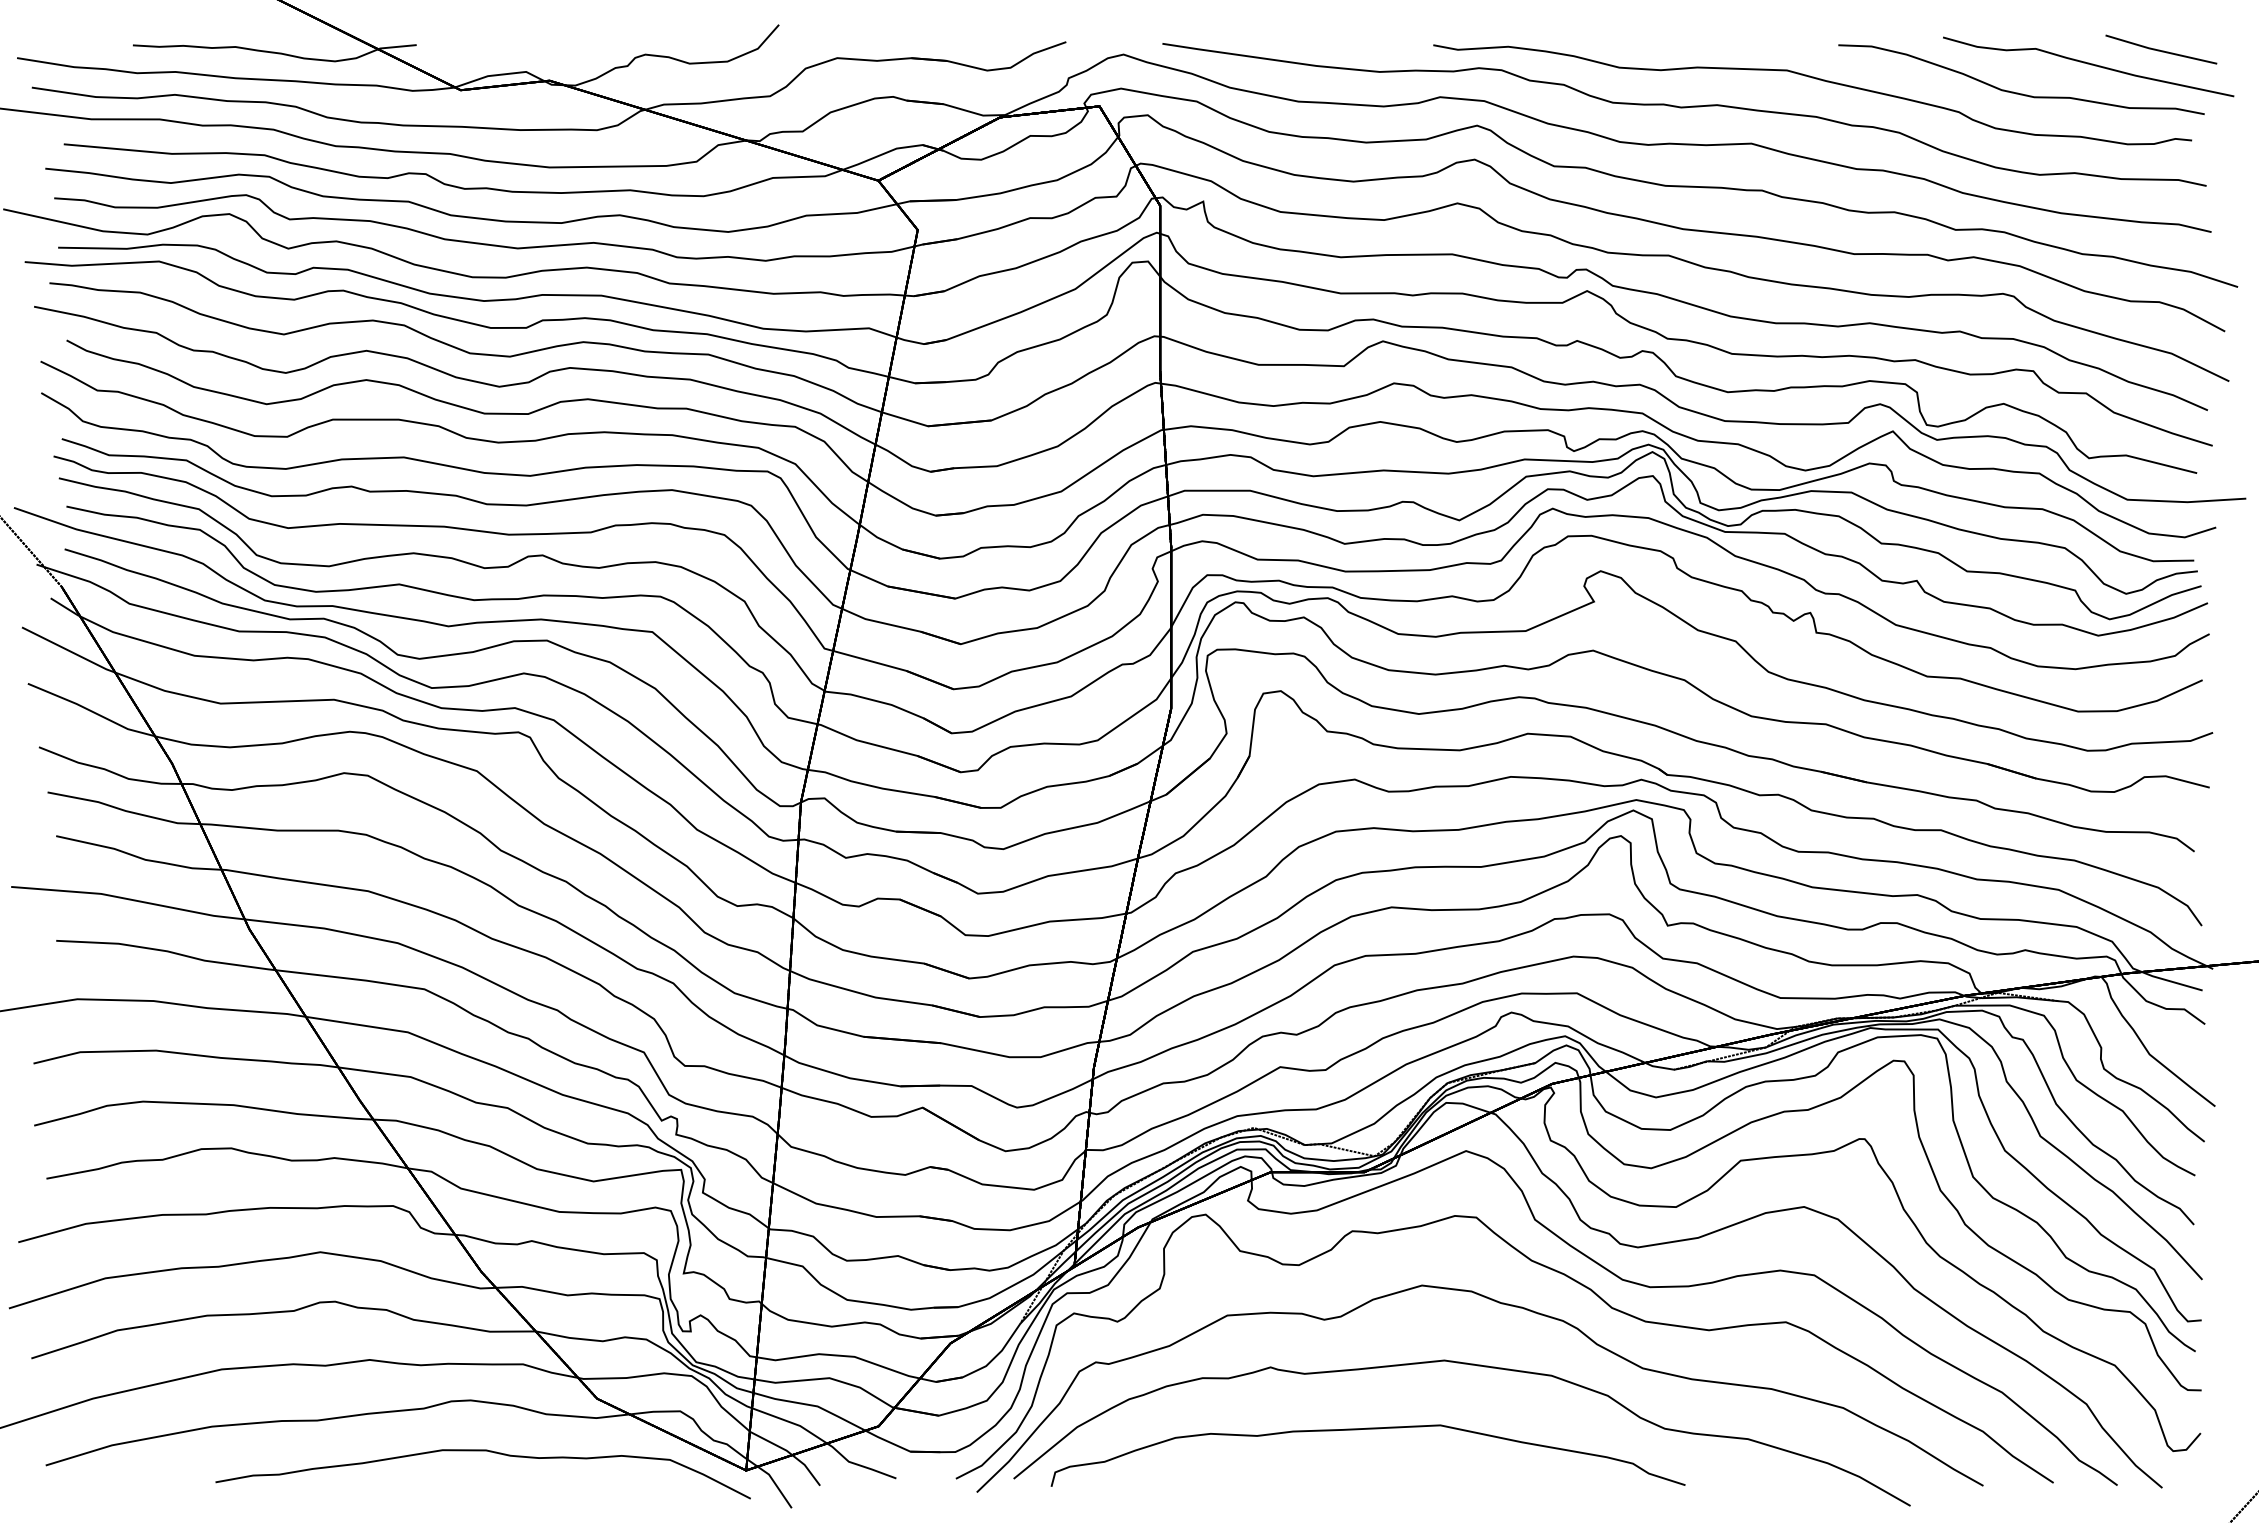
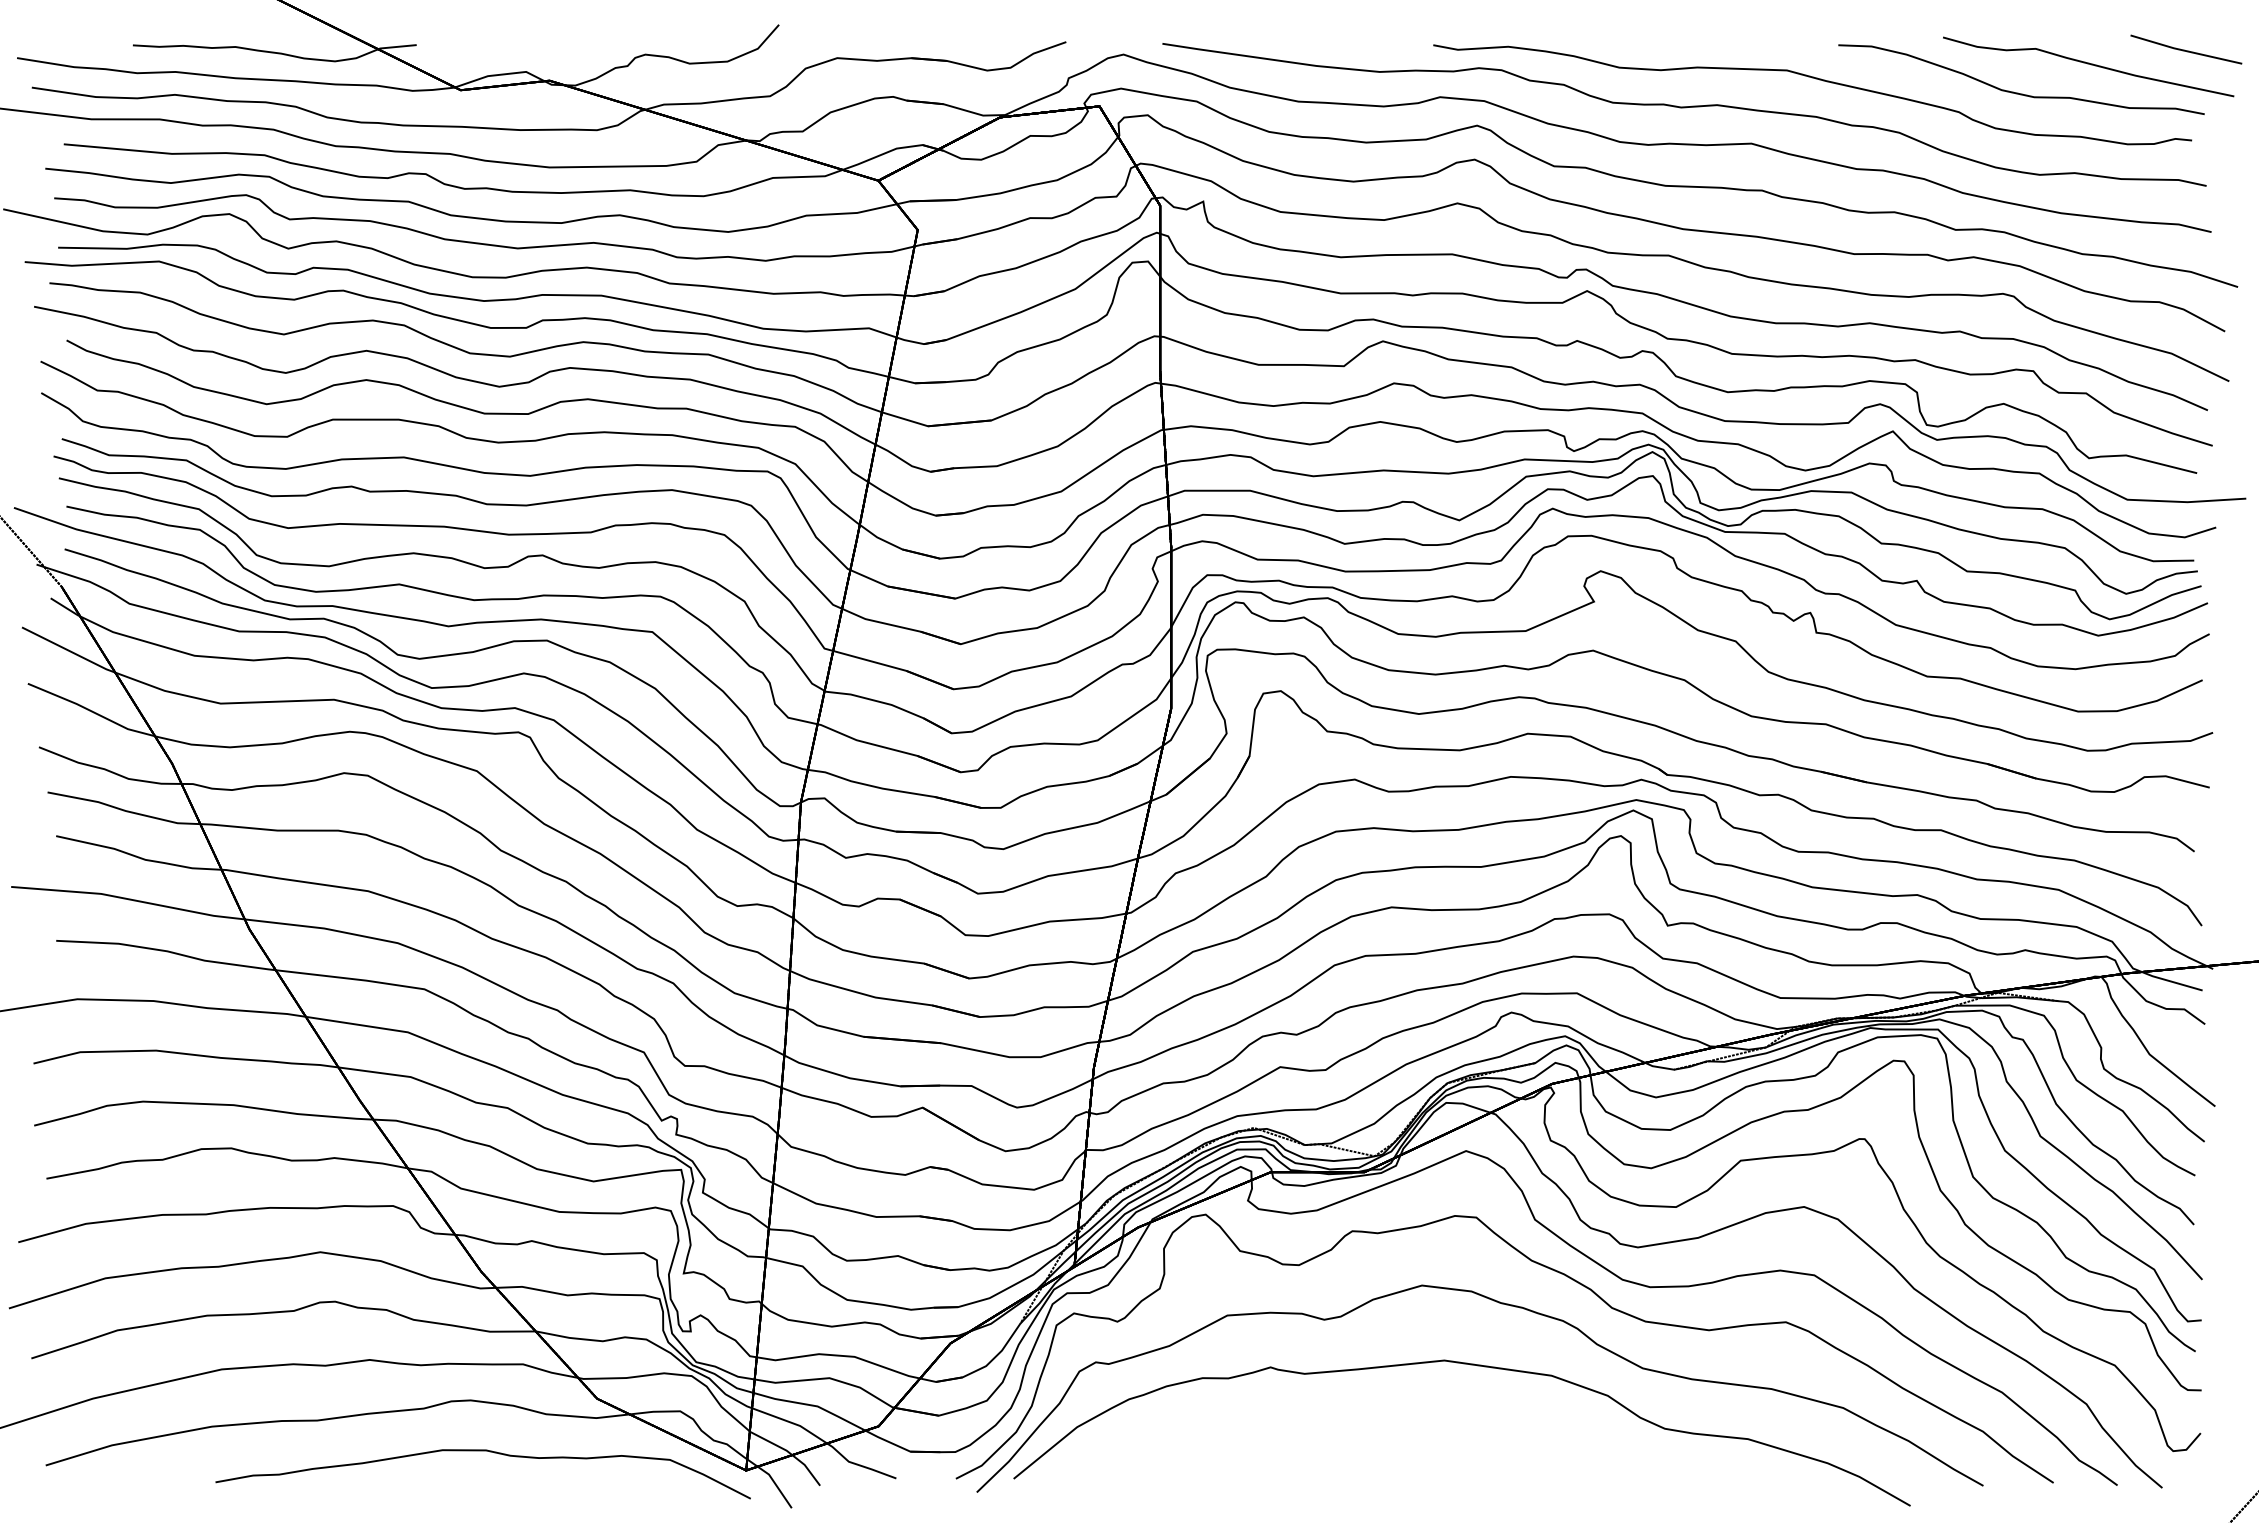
part position: (2161, 49) -> (2186, 49) (2186, 49)
curve: present -> none (1367, 1429)
